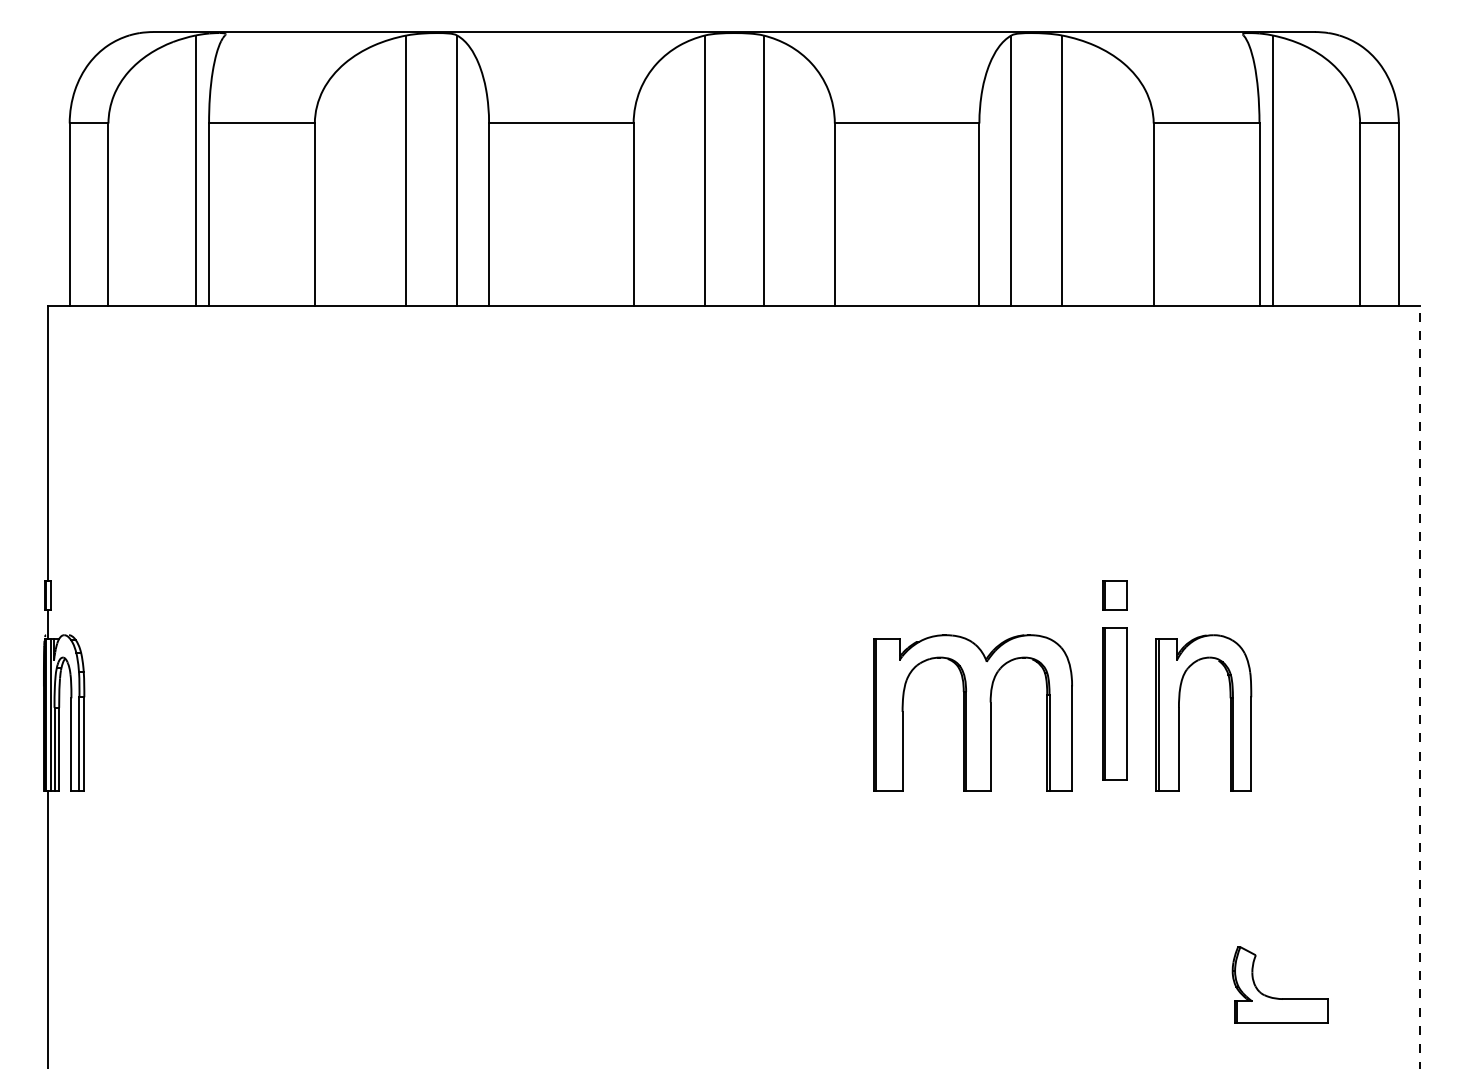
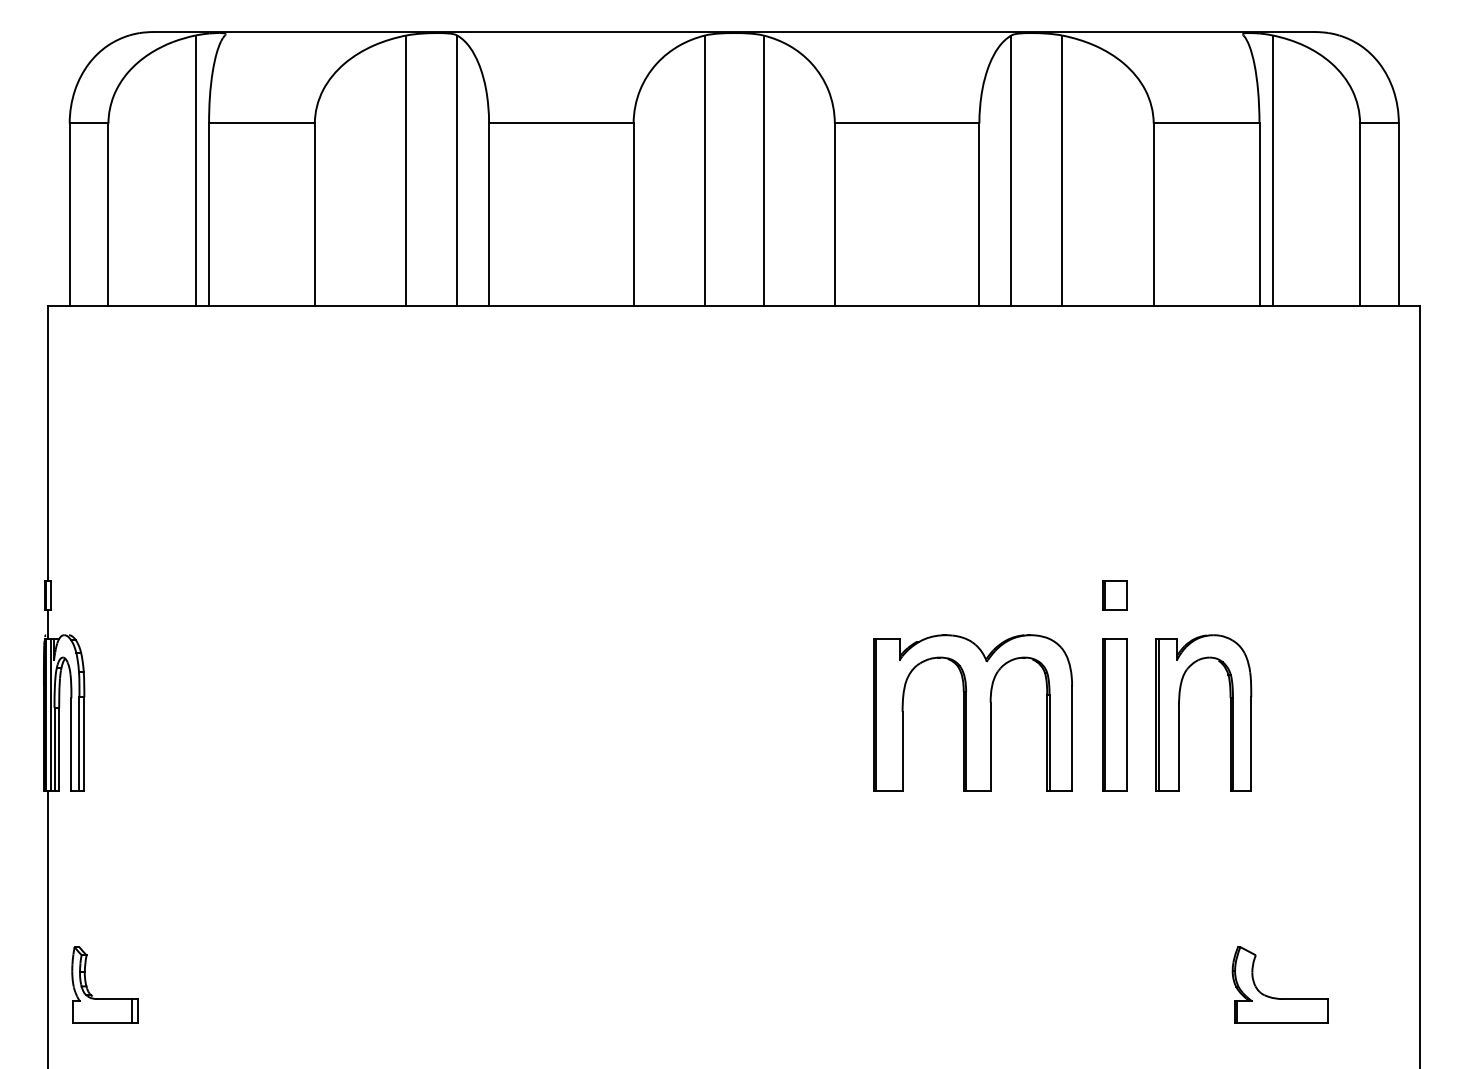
line: dashed -> solid (1420, 687)
part position: (1114, 703) -> (1114, 714) (1114, 714)
part: none -> present (104, 998)
